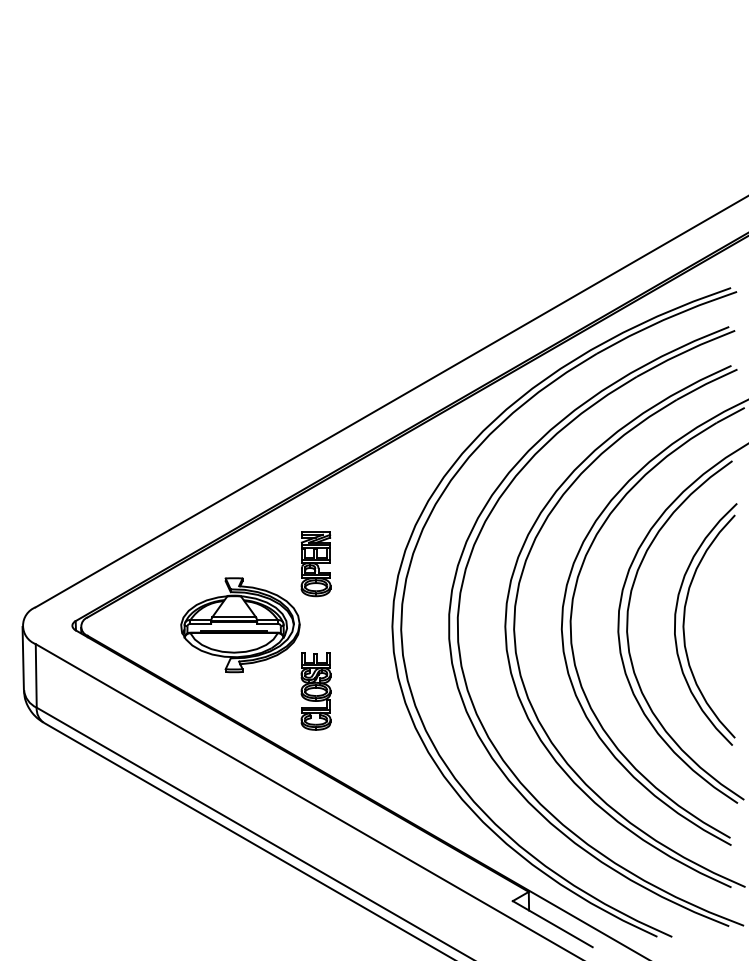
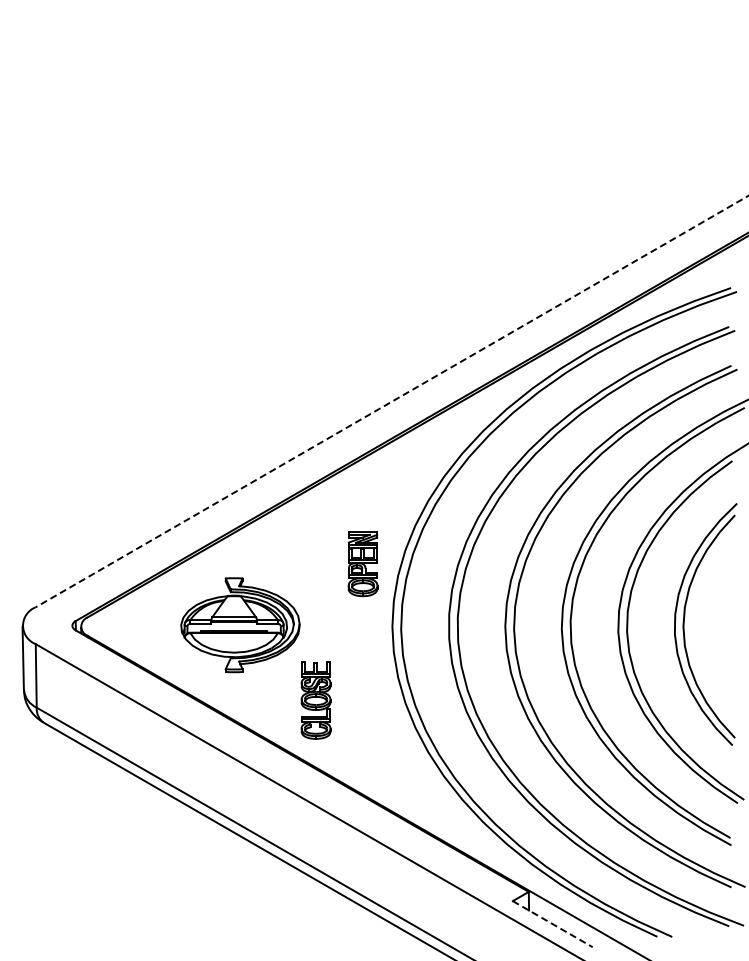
line: solid -> dashed (392, 401)
part position: (315, 564) -> (362, 564) (362, 564)
part position: (315, 691) -> (315, 700) (315, 700)
line: solid -> dashed (553, 924)
